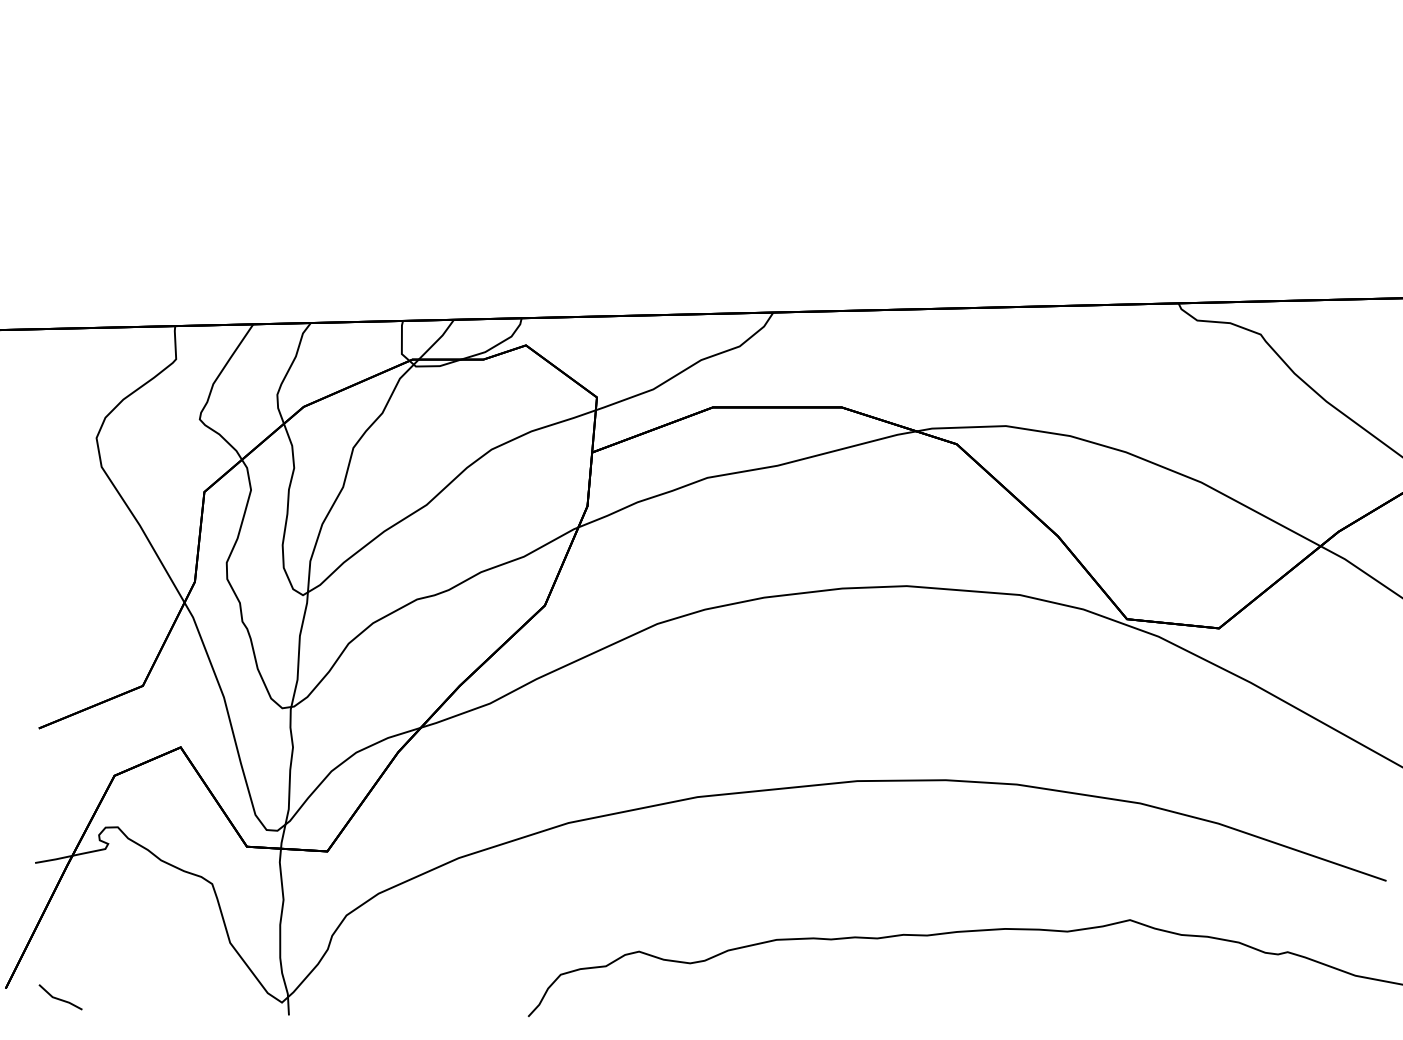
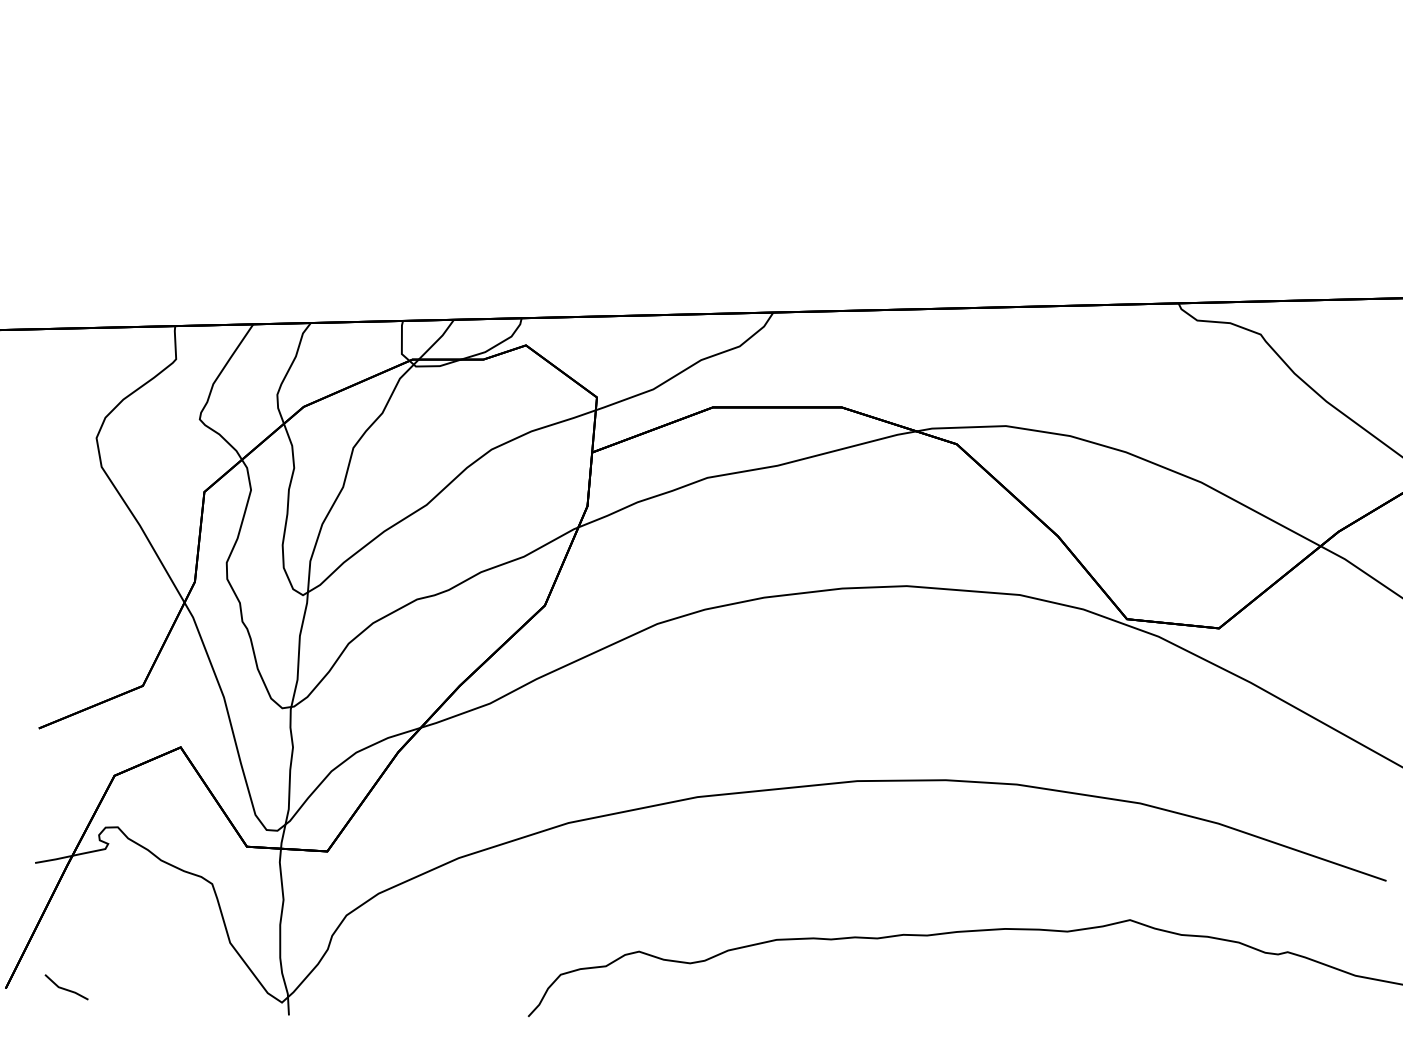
line position: (60, 998) -> (66, 988) (66, 988)
